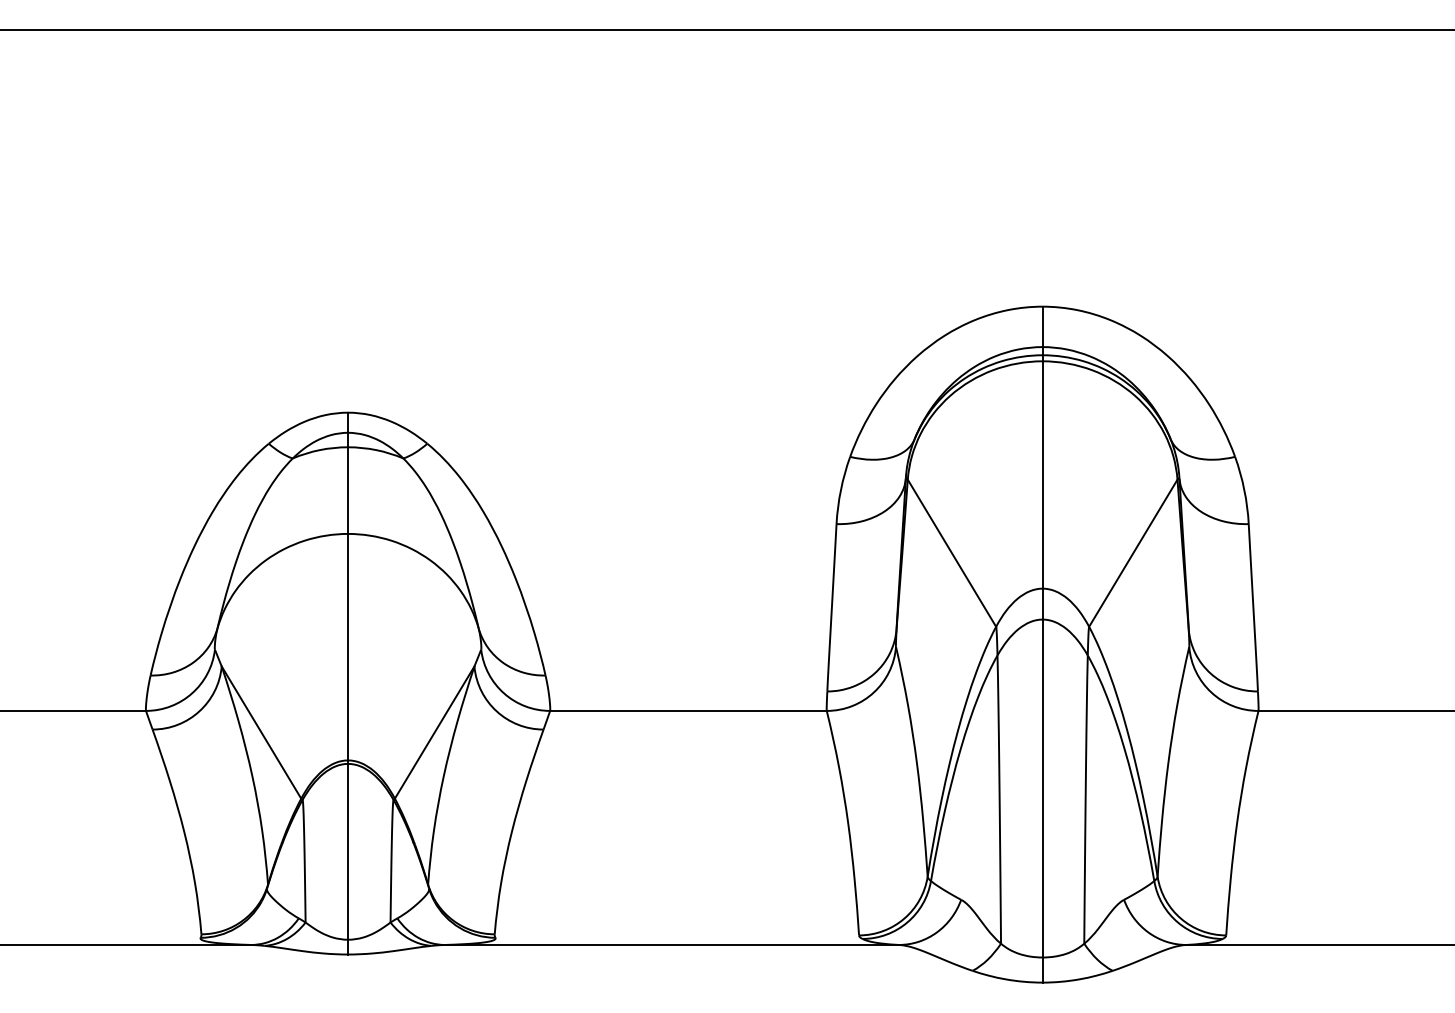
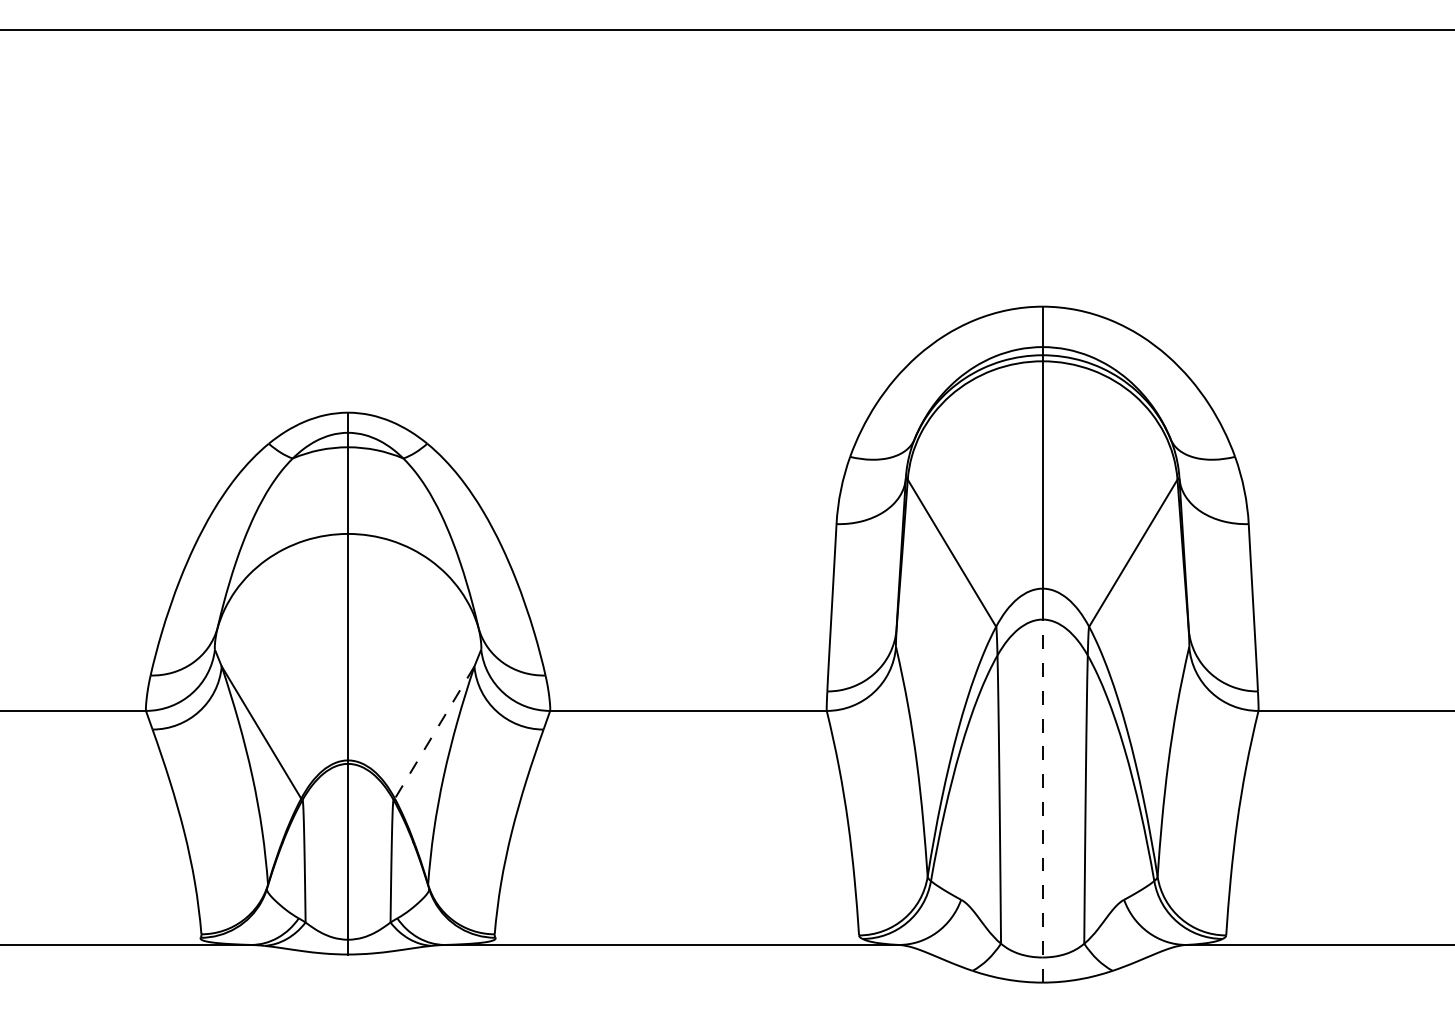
line: solid -> dashed (434, 733)
line: solid -> dashed (1042, 801)
